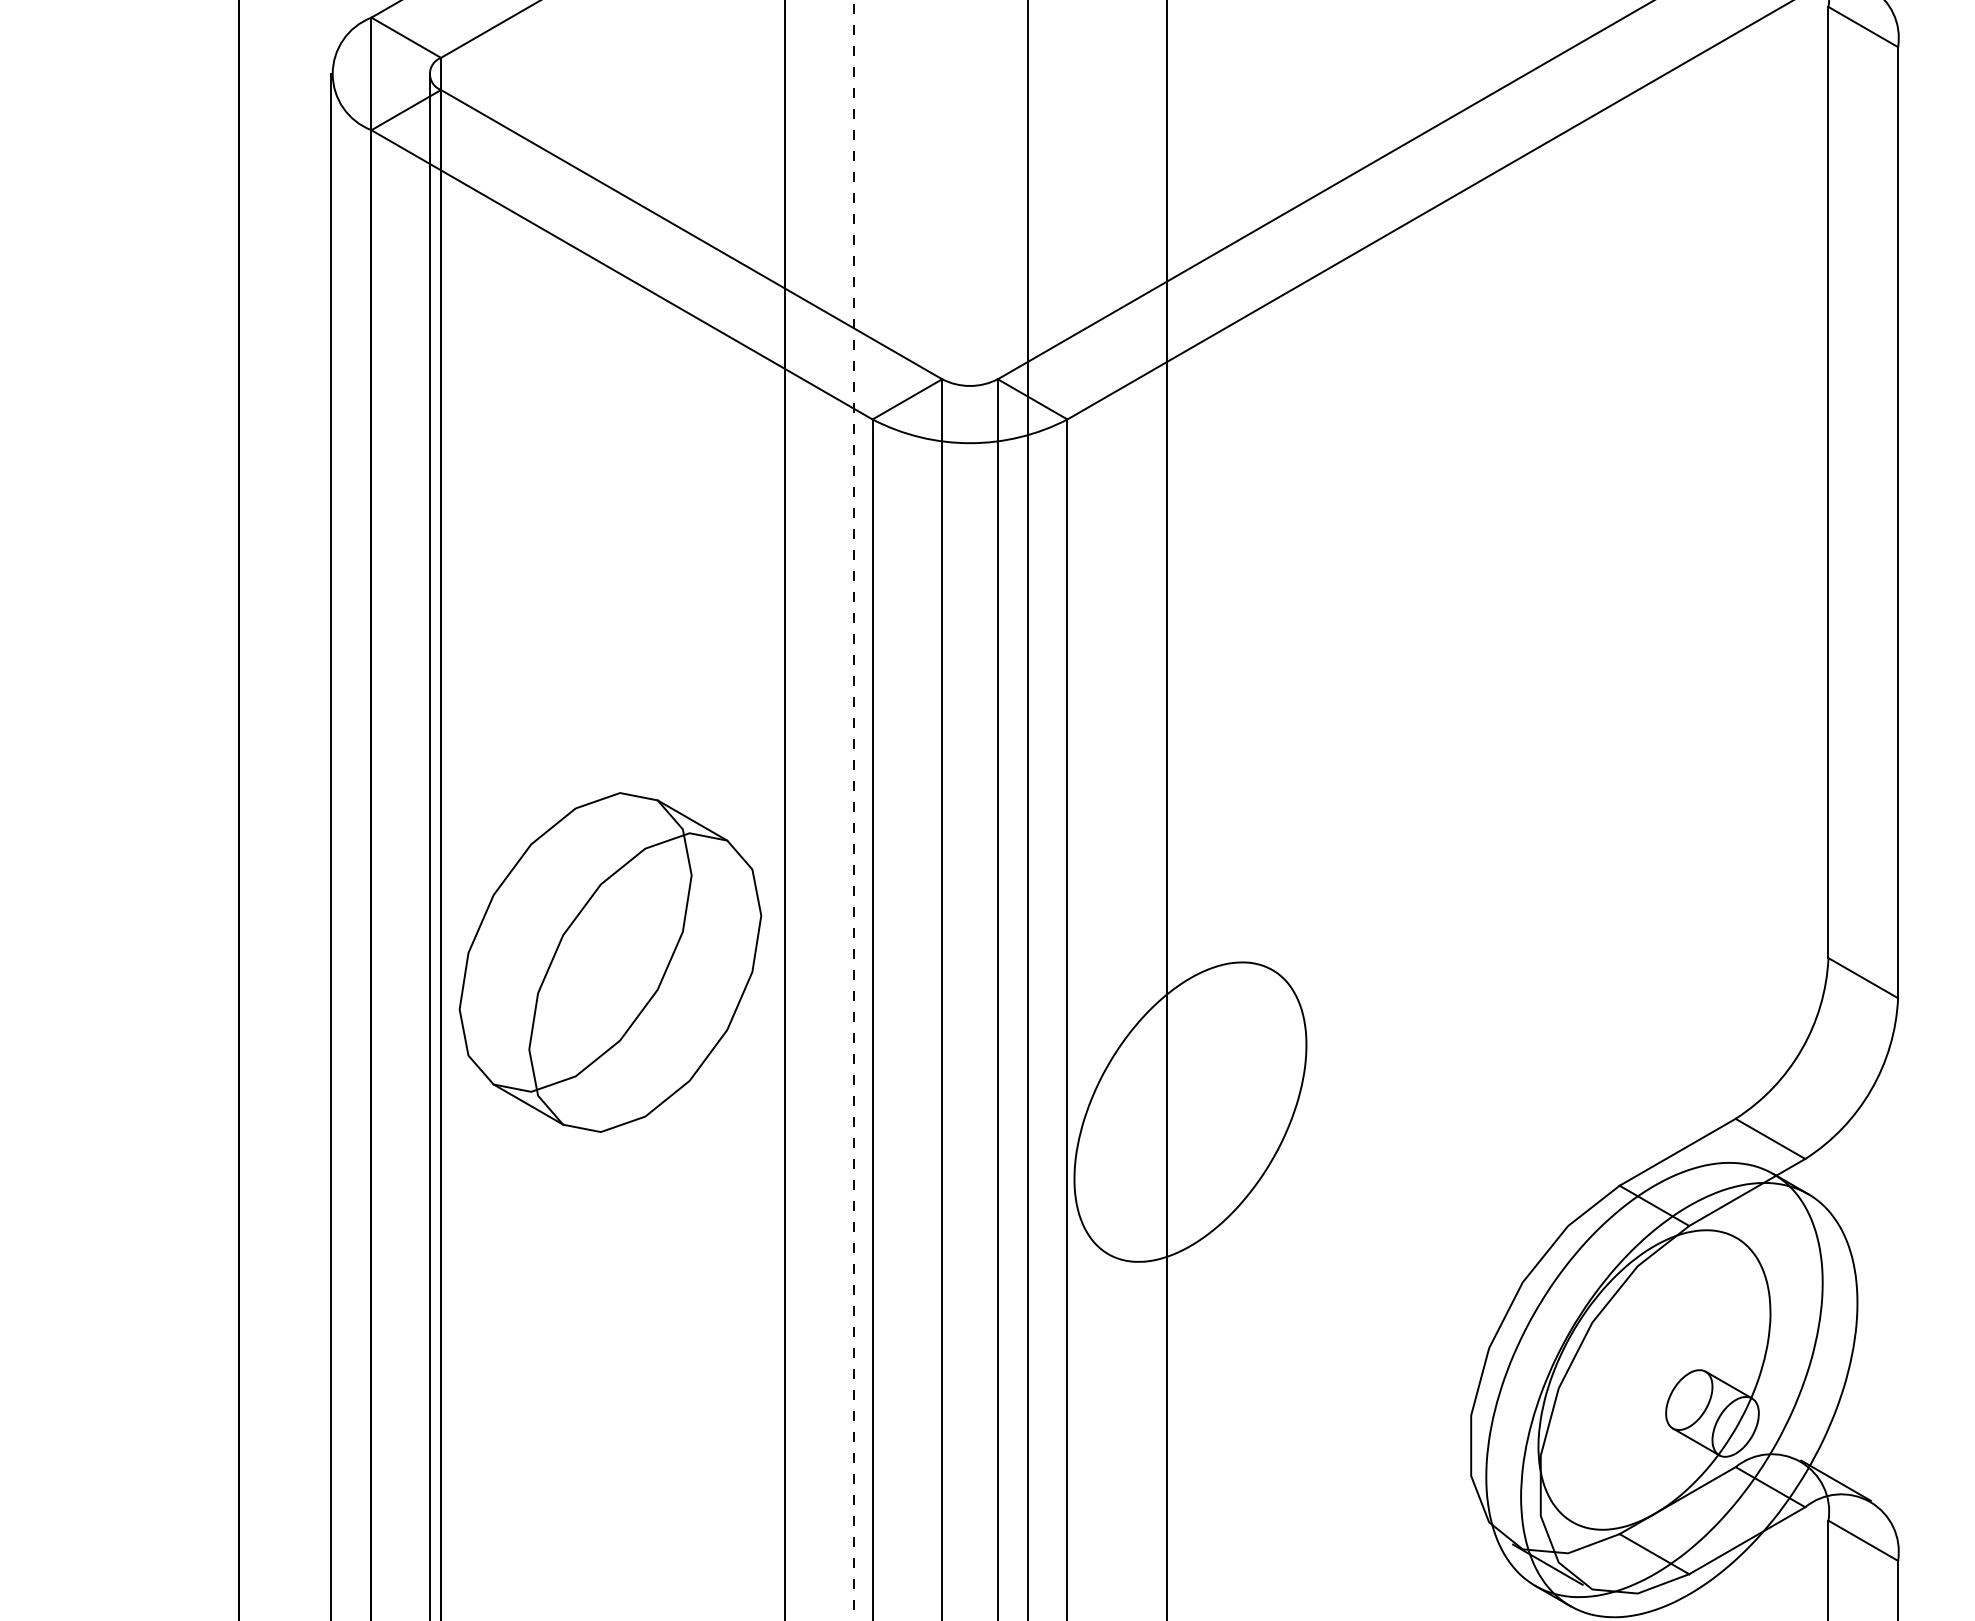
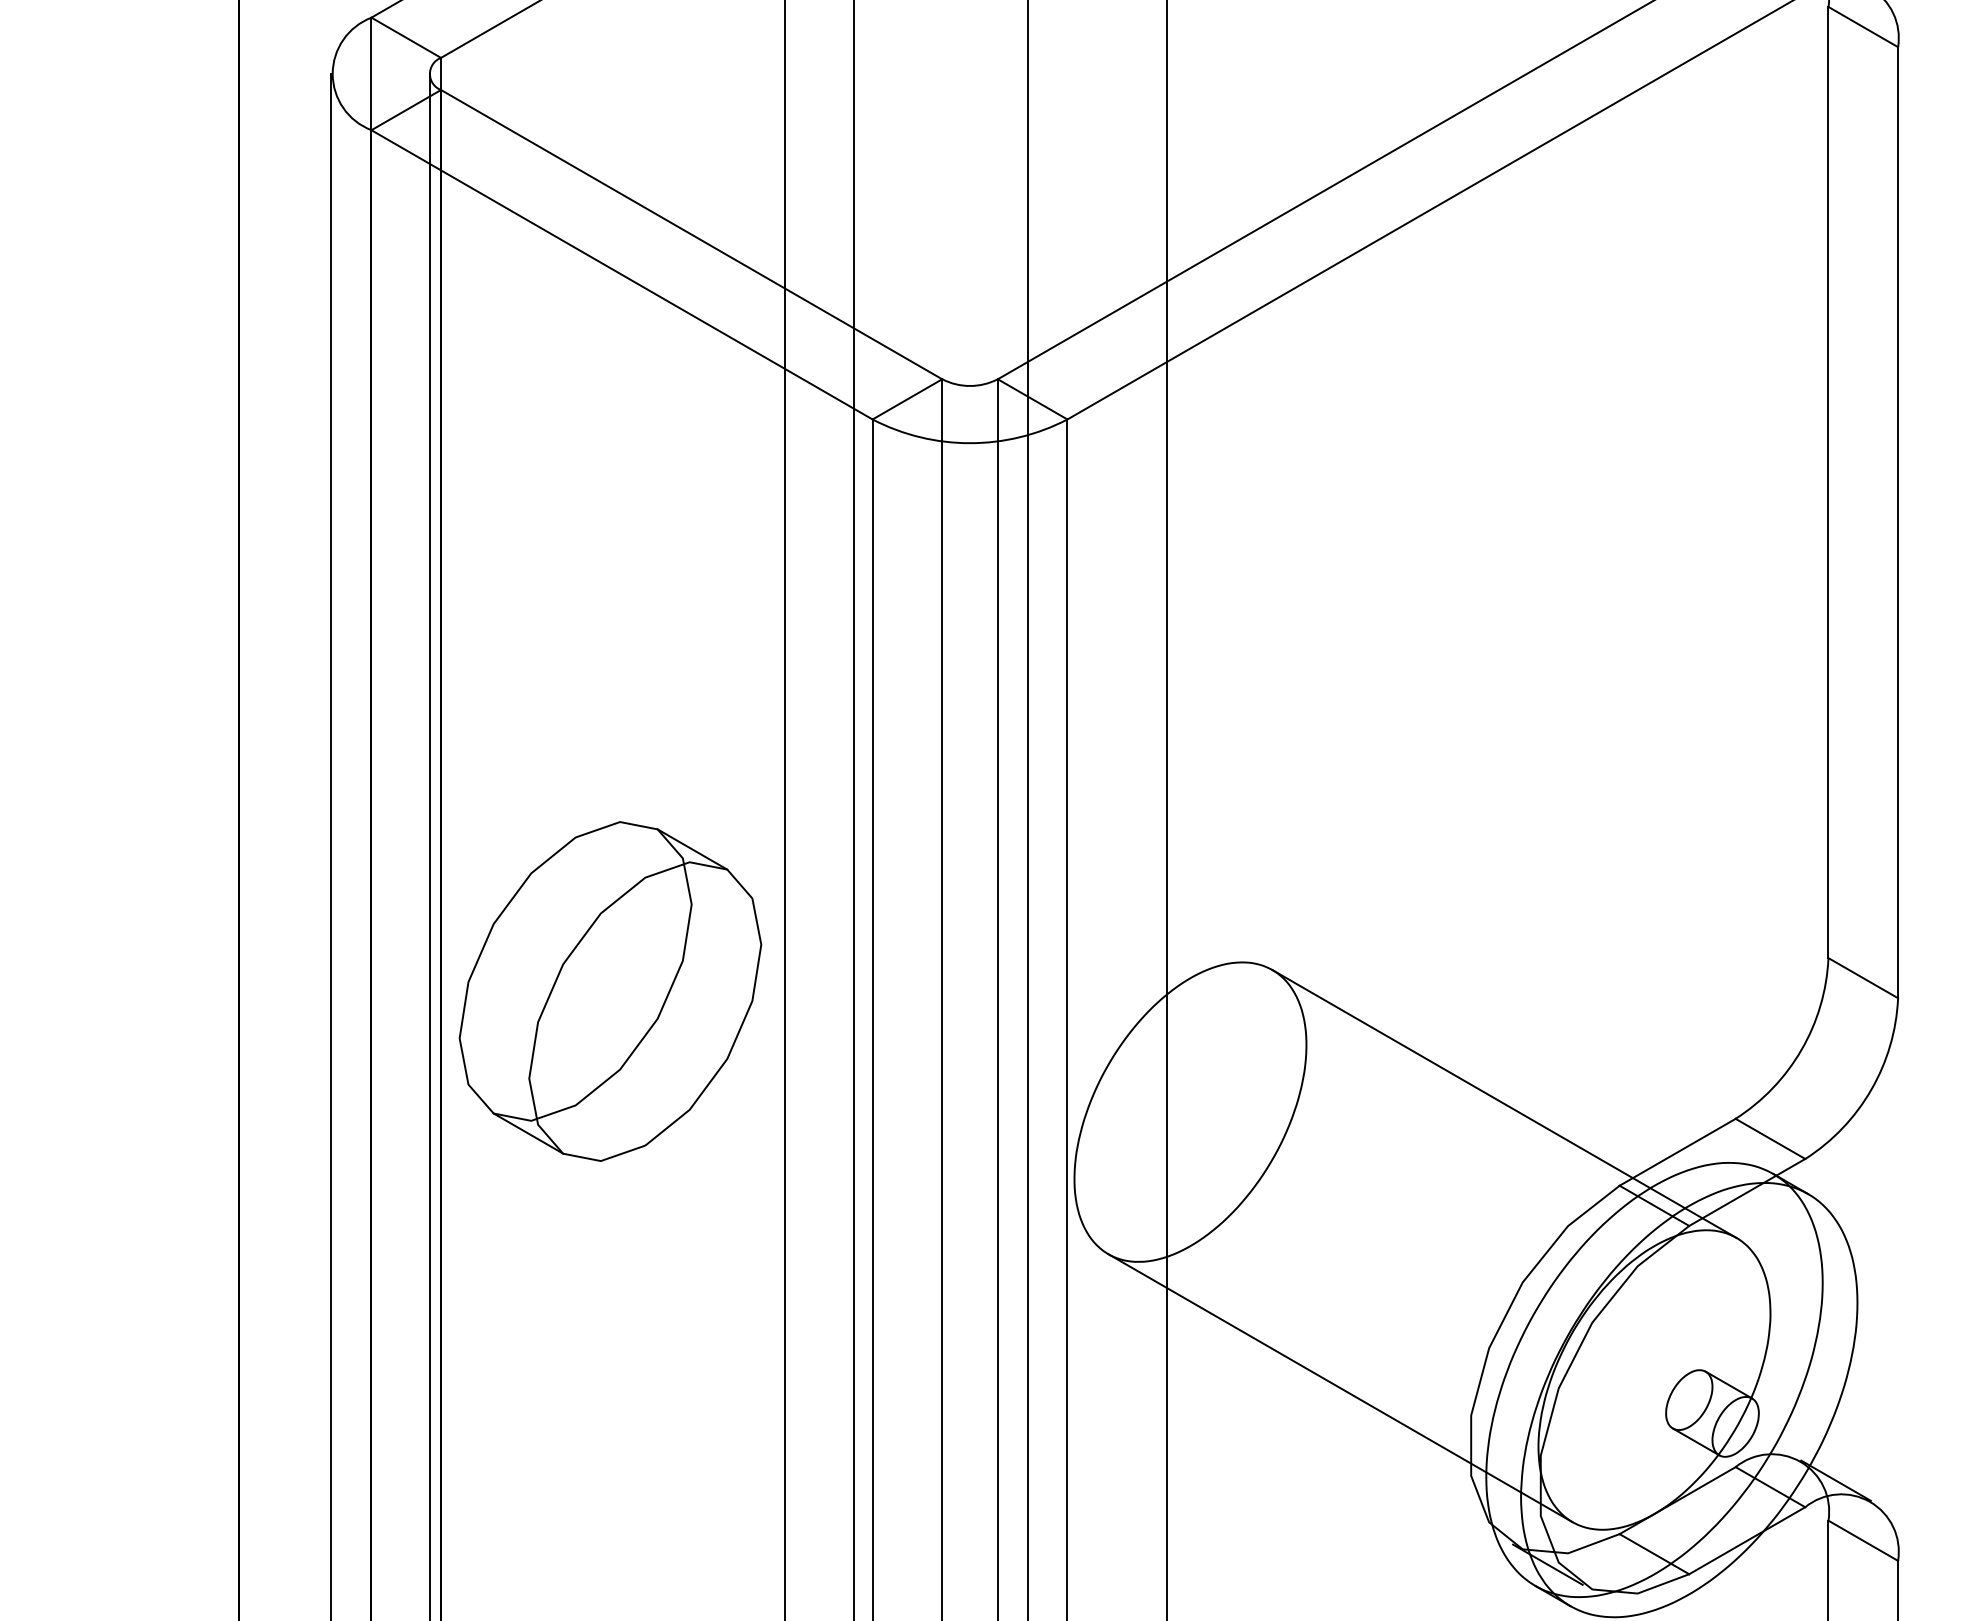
line: dashed -> solid (854, 810)
part position: (610, 962) -> (610, 991) (610, 991)
line: none -> present (1504, 1103)
line: none -> present (1340, 1388)
